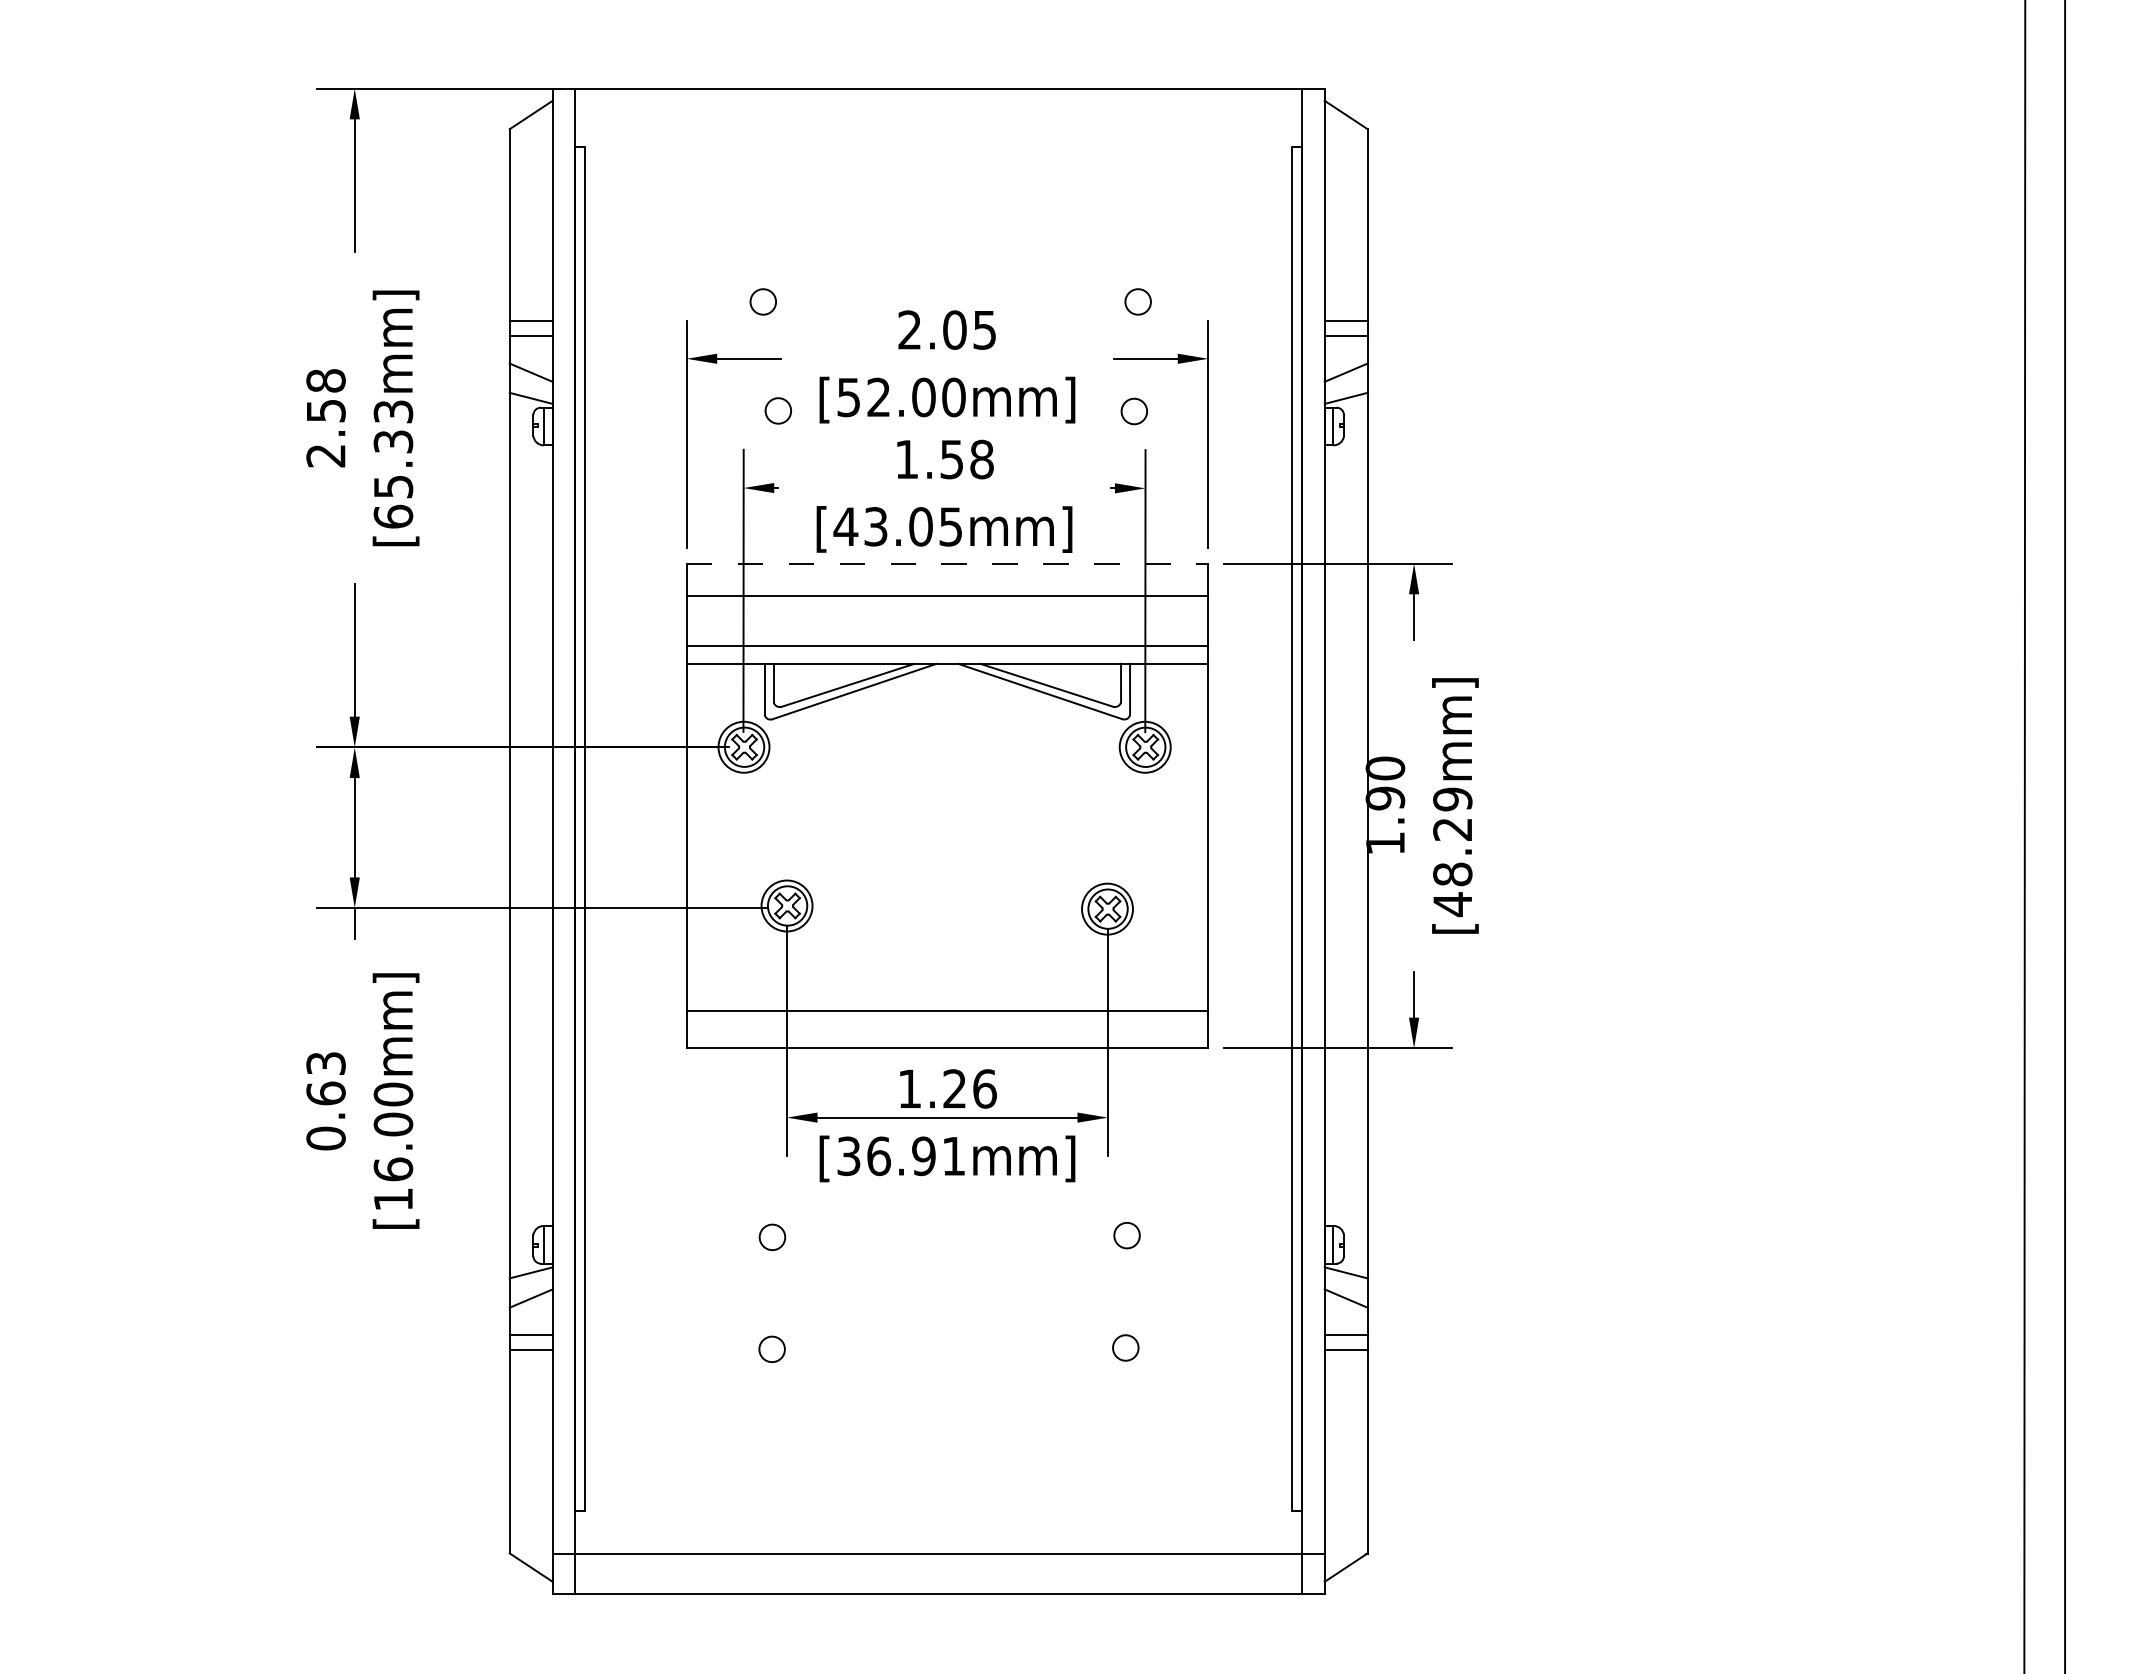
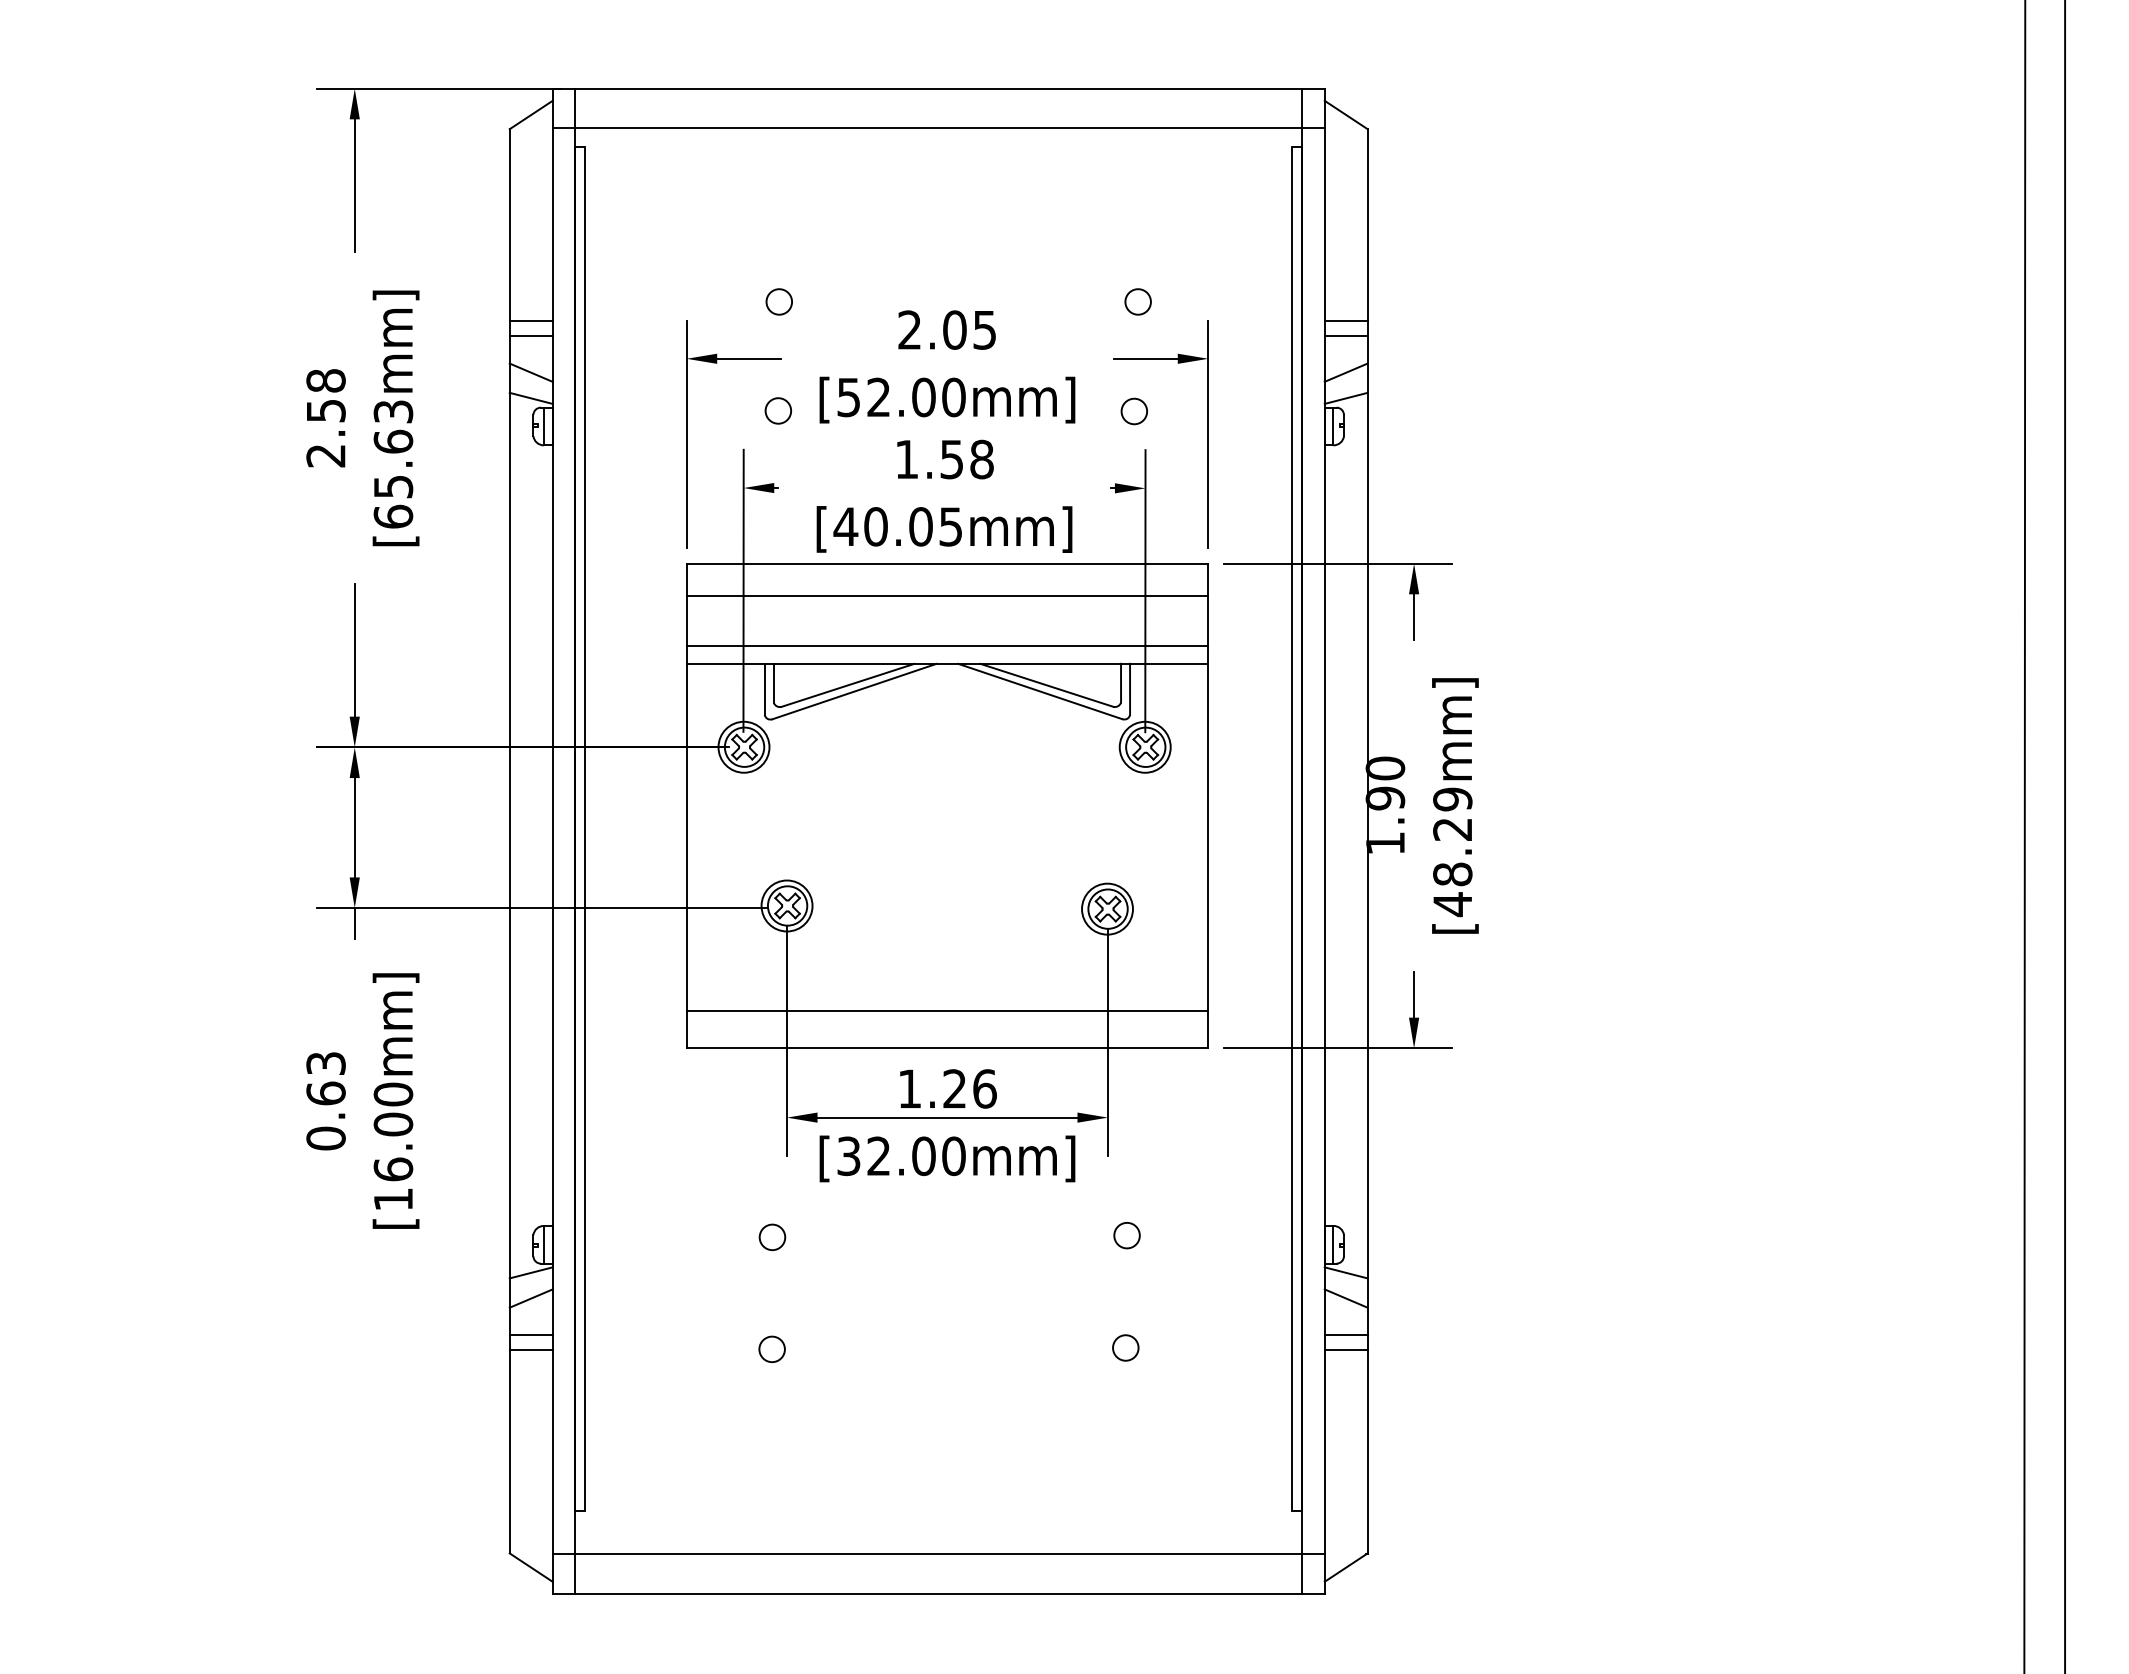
line: none -> present (938, 128)
circle position: (762, 301) -> (778, 301) (778, 301)
text: [65.33mm] -> [65.63mm] (393, 441)
text: [43.05mm] -> [40.05mm] (875, 526)
line: dashed -> solid (947, 563)
text: [36.91mm] -> [32.00mm] (916, 1156)
